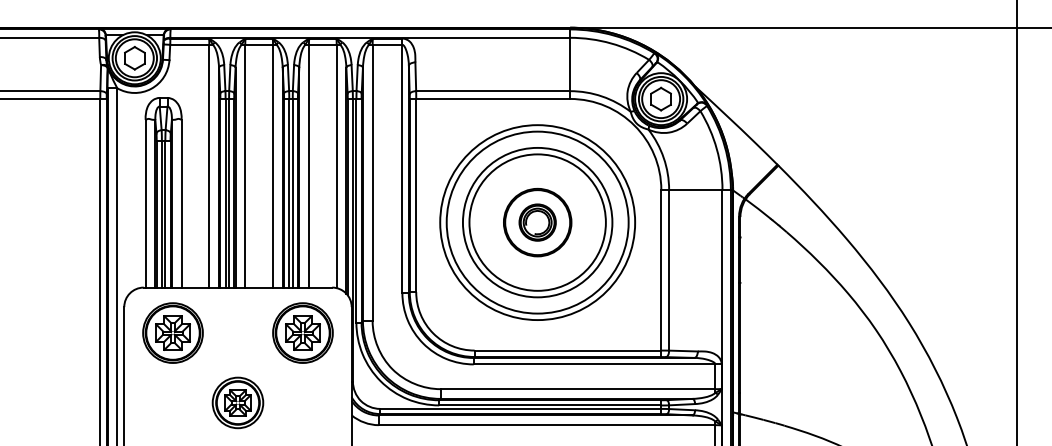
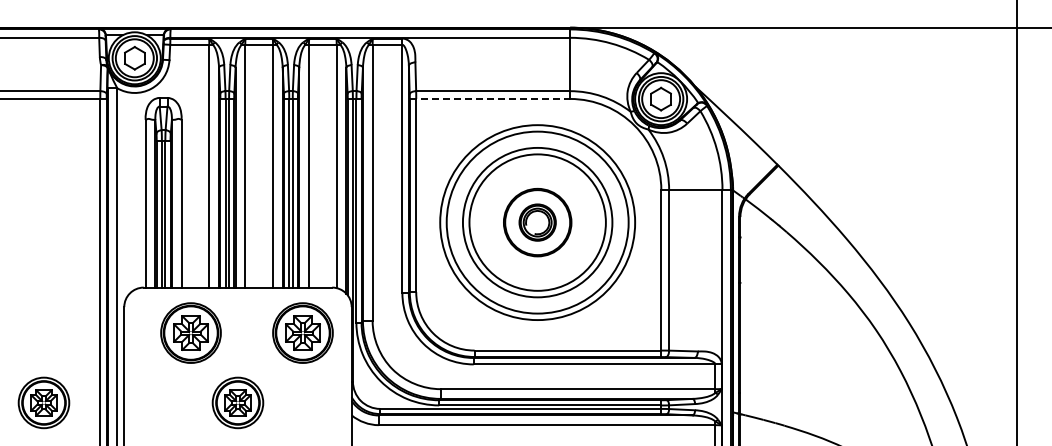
line: solid -> dashed (490, 98)
part position: (172, 332) -> (190, 332) (190, 332)
part: none -> present (43, 402)
